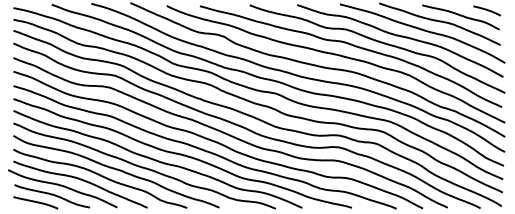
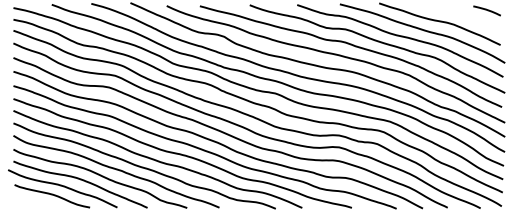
curve: present -> none (460, 16)
curve: present -> none (35, 202)
